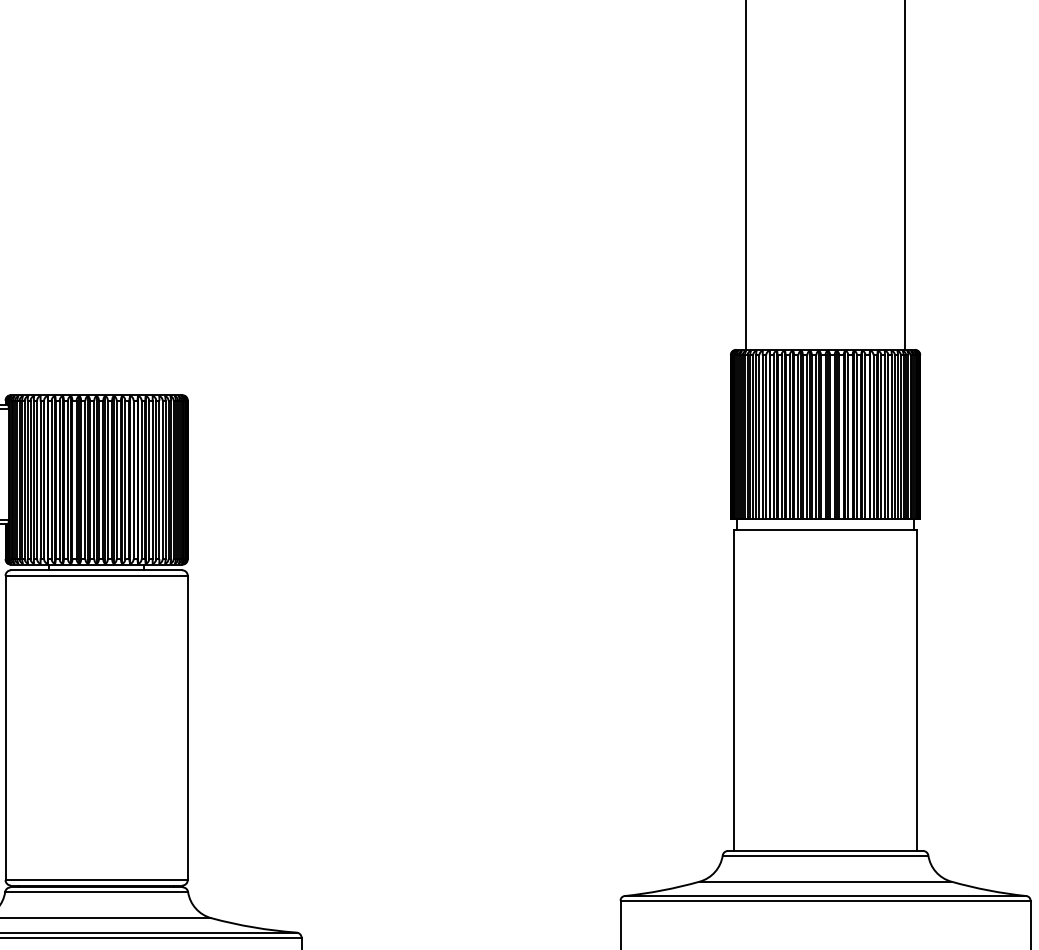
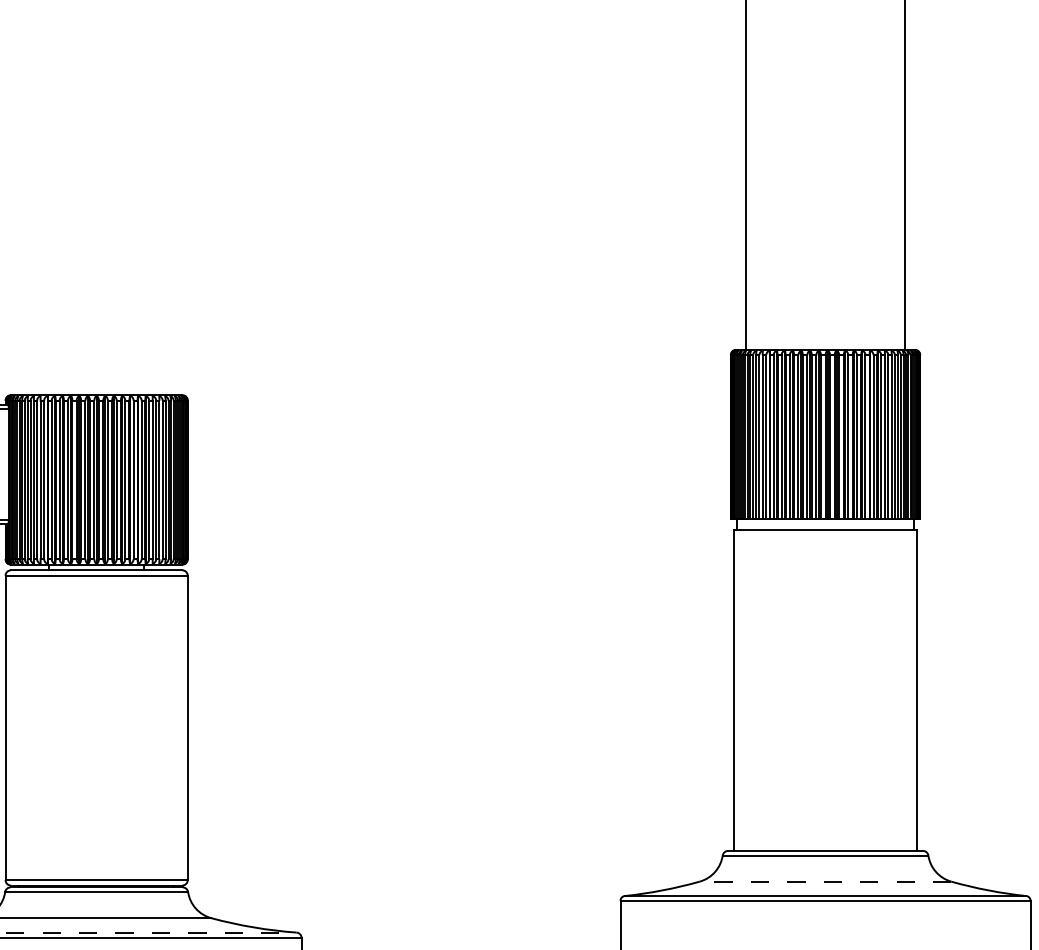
line: solid -> dashed (825, 881)
line: solid -> dashed (148, 932)
